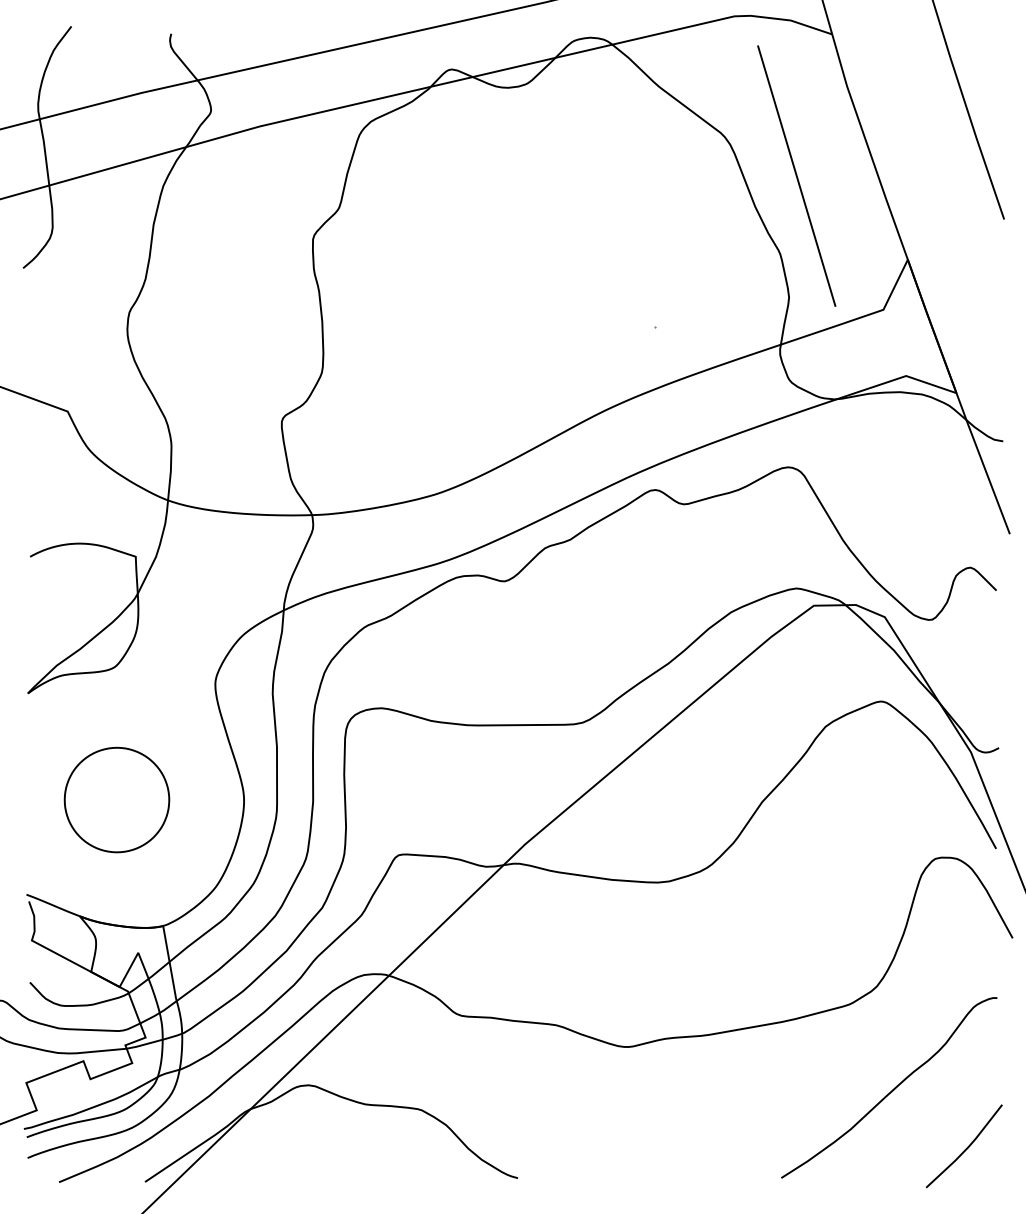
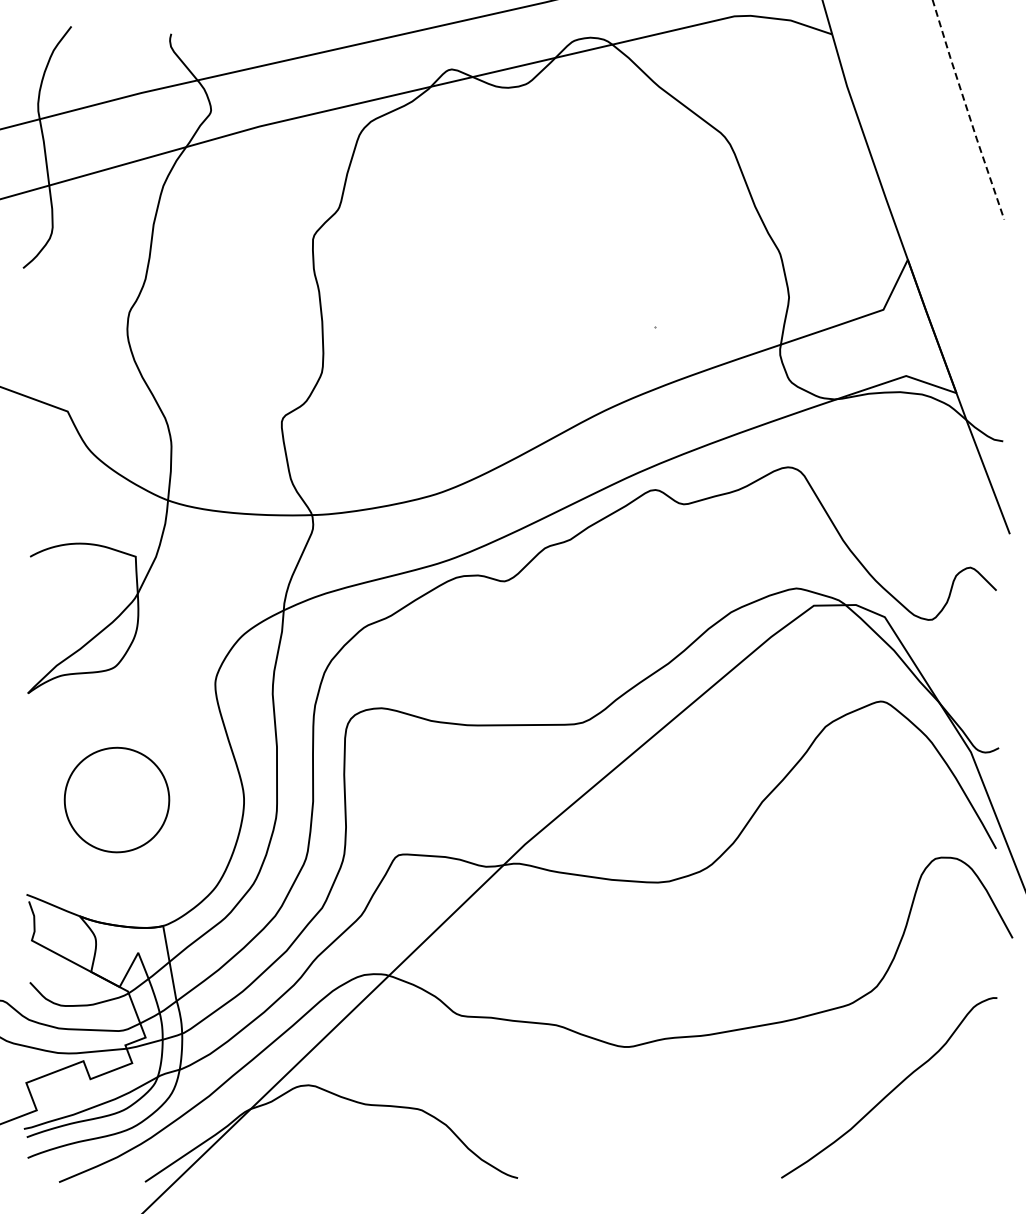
line: solid -> dashed (967, 110)
line: present -> none (796, 175)
line: present -> none (965, 1148)
